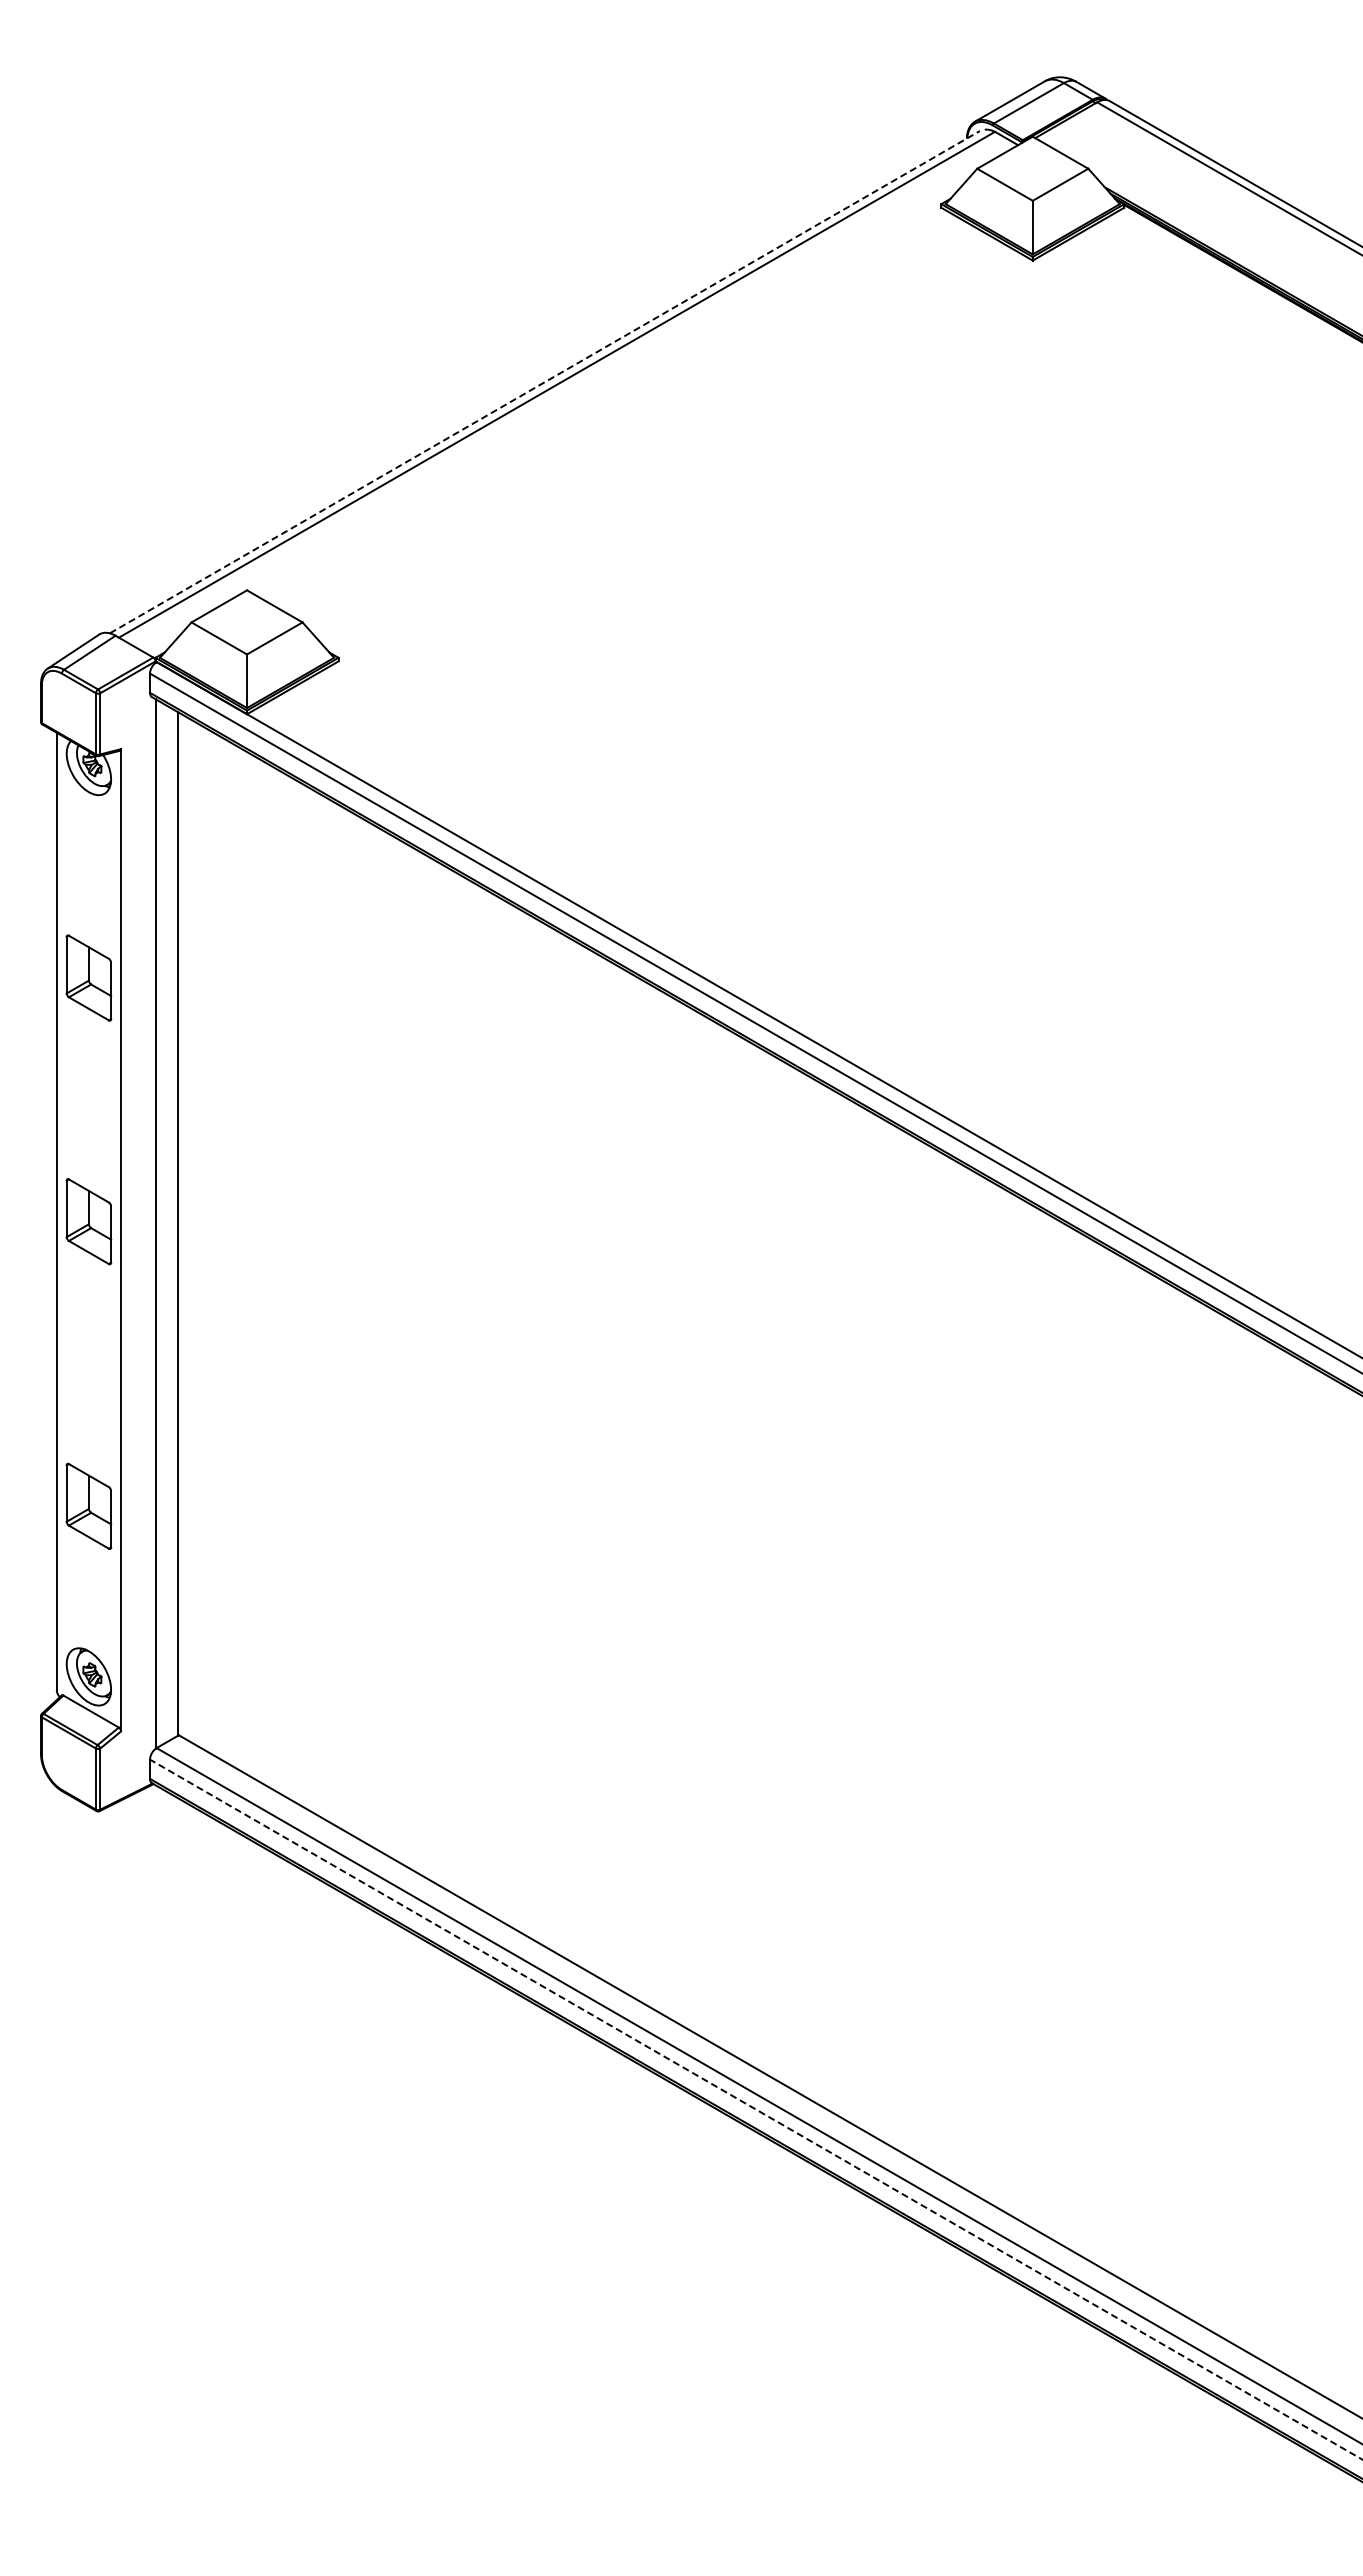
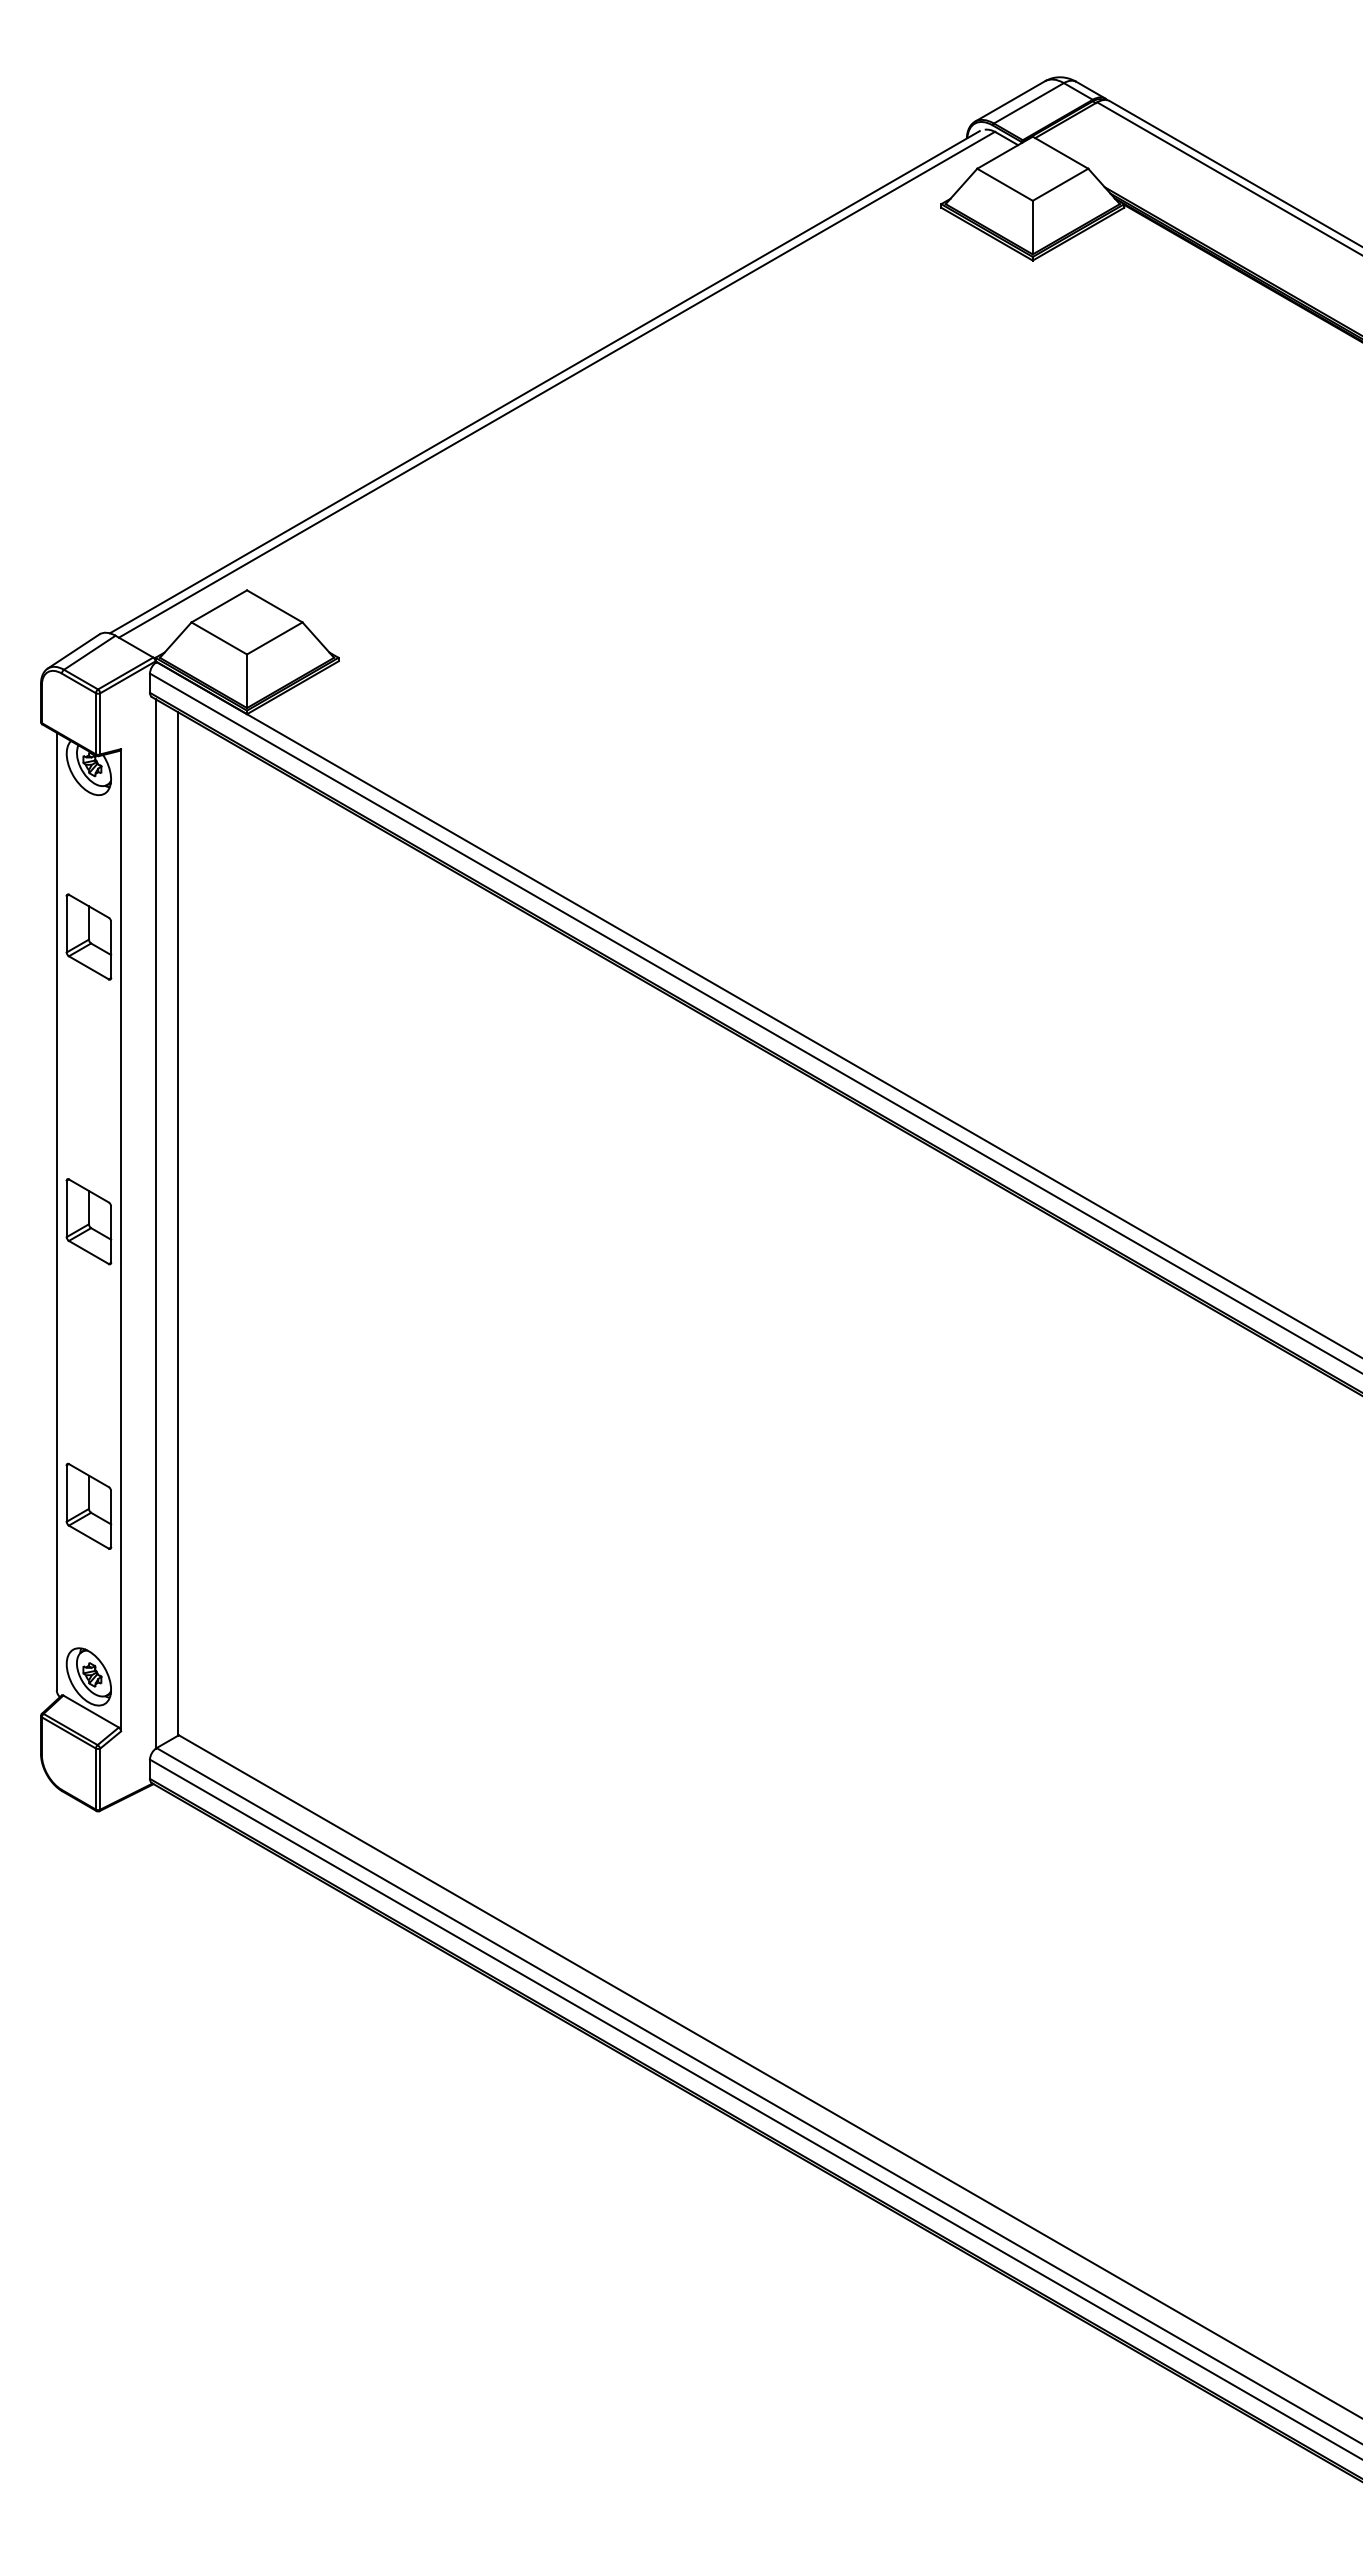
line: dashed -> solid (545, 381)
part position: (88, 977) -> (88, 936) (88, 936)
line: dashed -> solid (755, 2109)
